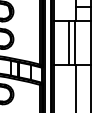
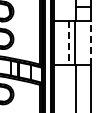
line: solid -> dashed (69, 43)
line: solid -> dashed (90, 43)
